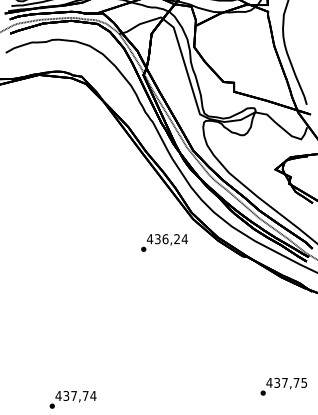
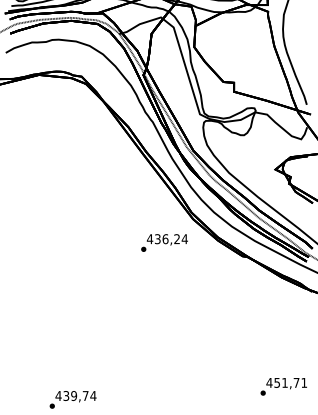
text: 437,75 -> 451,71 (290, 382)
text: 437,74 -> 439,74 (74, 396)
